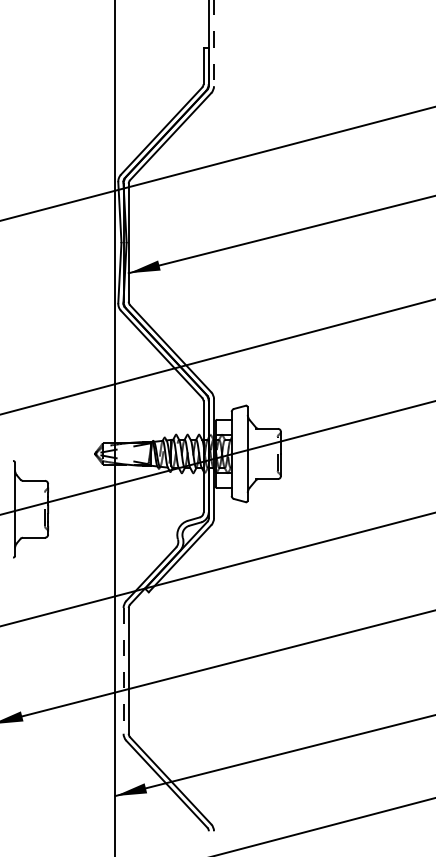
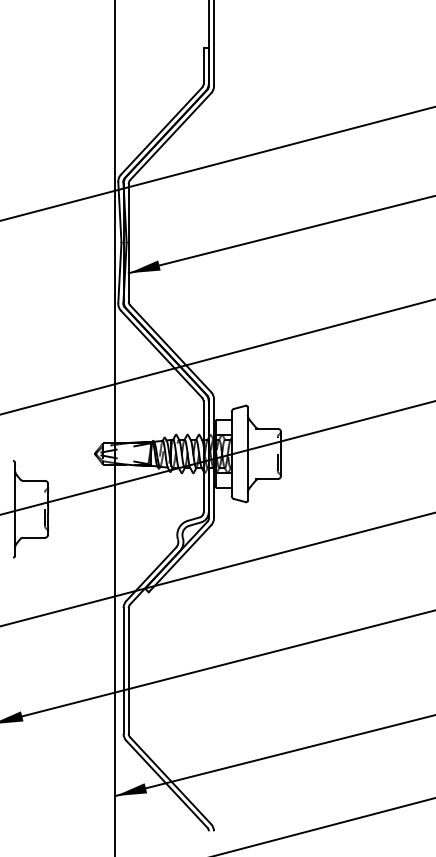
line: dashed -> solid (214, 43)
line: dashed -> solid (123, 670)
